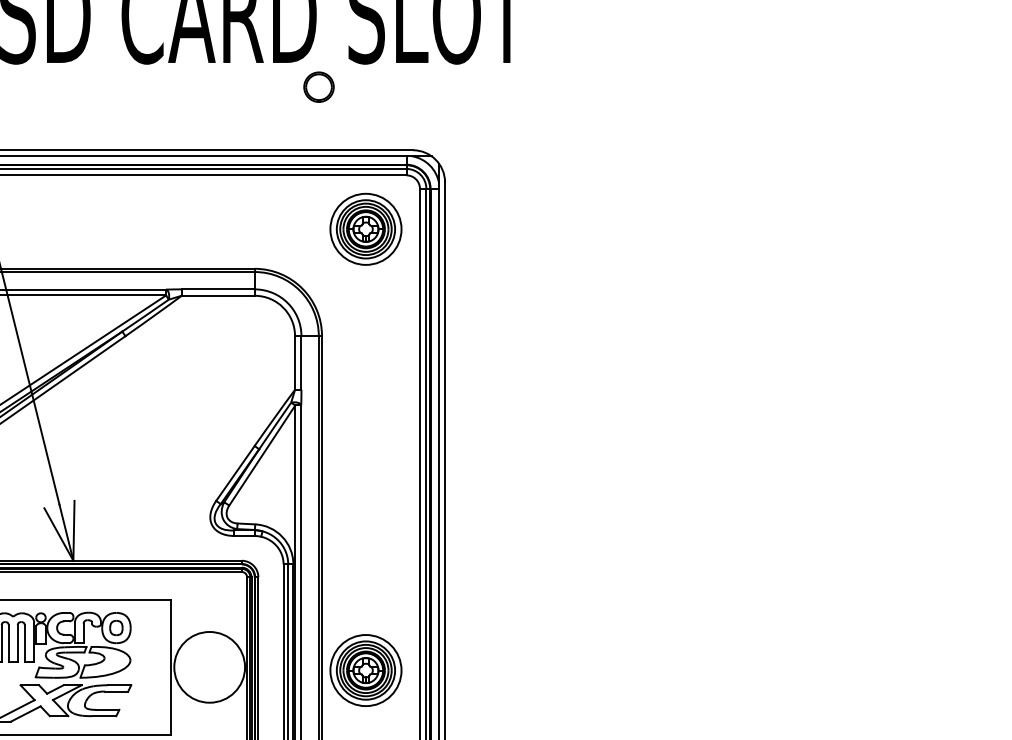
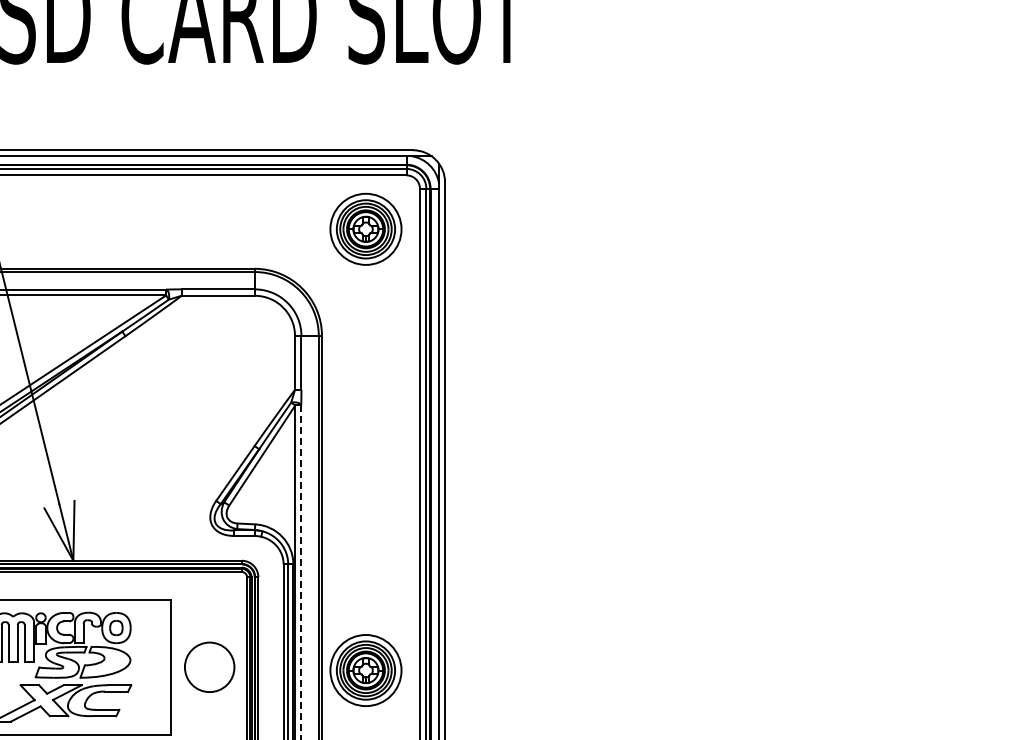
part: present -> none (318, 86)
line: solid -> dashed (301, 572)
circle diameter: 71 px -> 50 px (209, 667)
